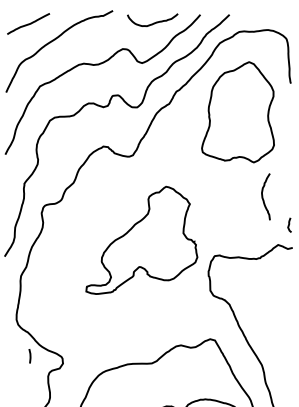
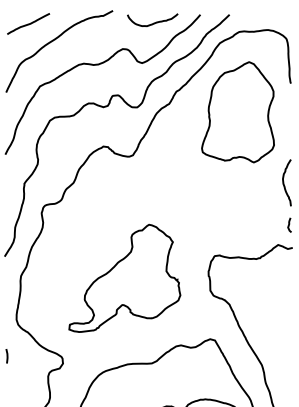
curve position: (263, 196) -> (284, 182) (284, 182)
part position: (141, 239) -> (124, 277) (124, 277)
line position: (29, 356) -> (6, 356) (6, 356)
